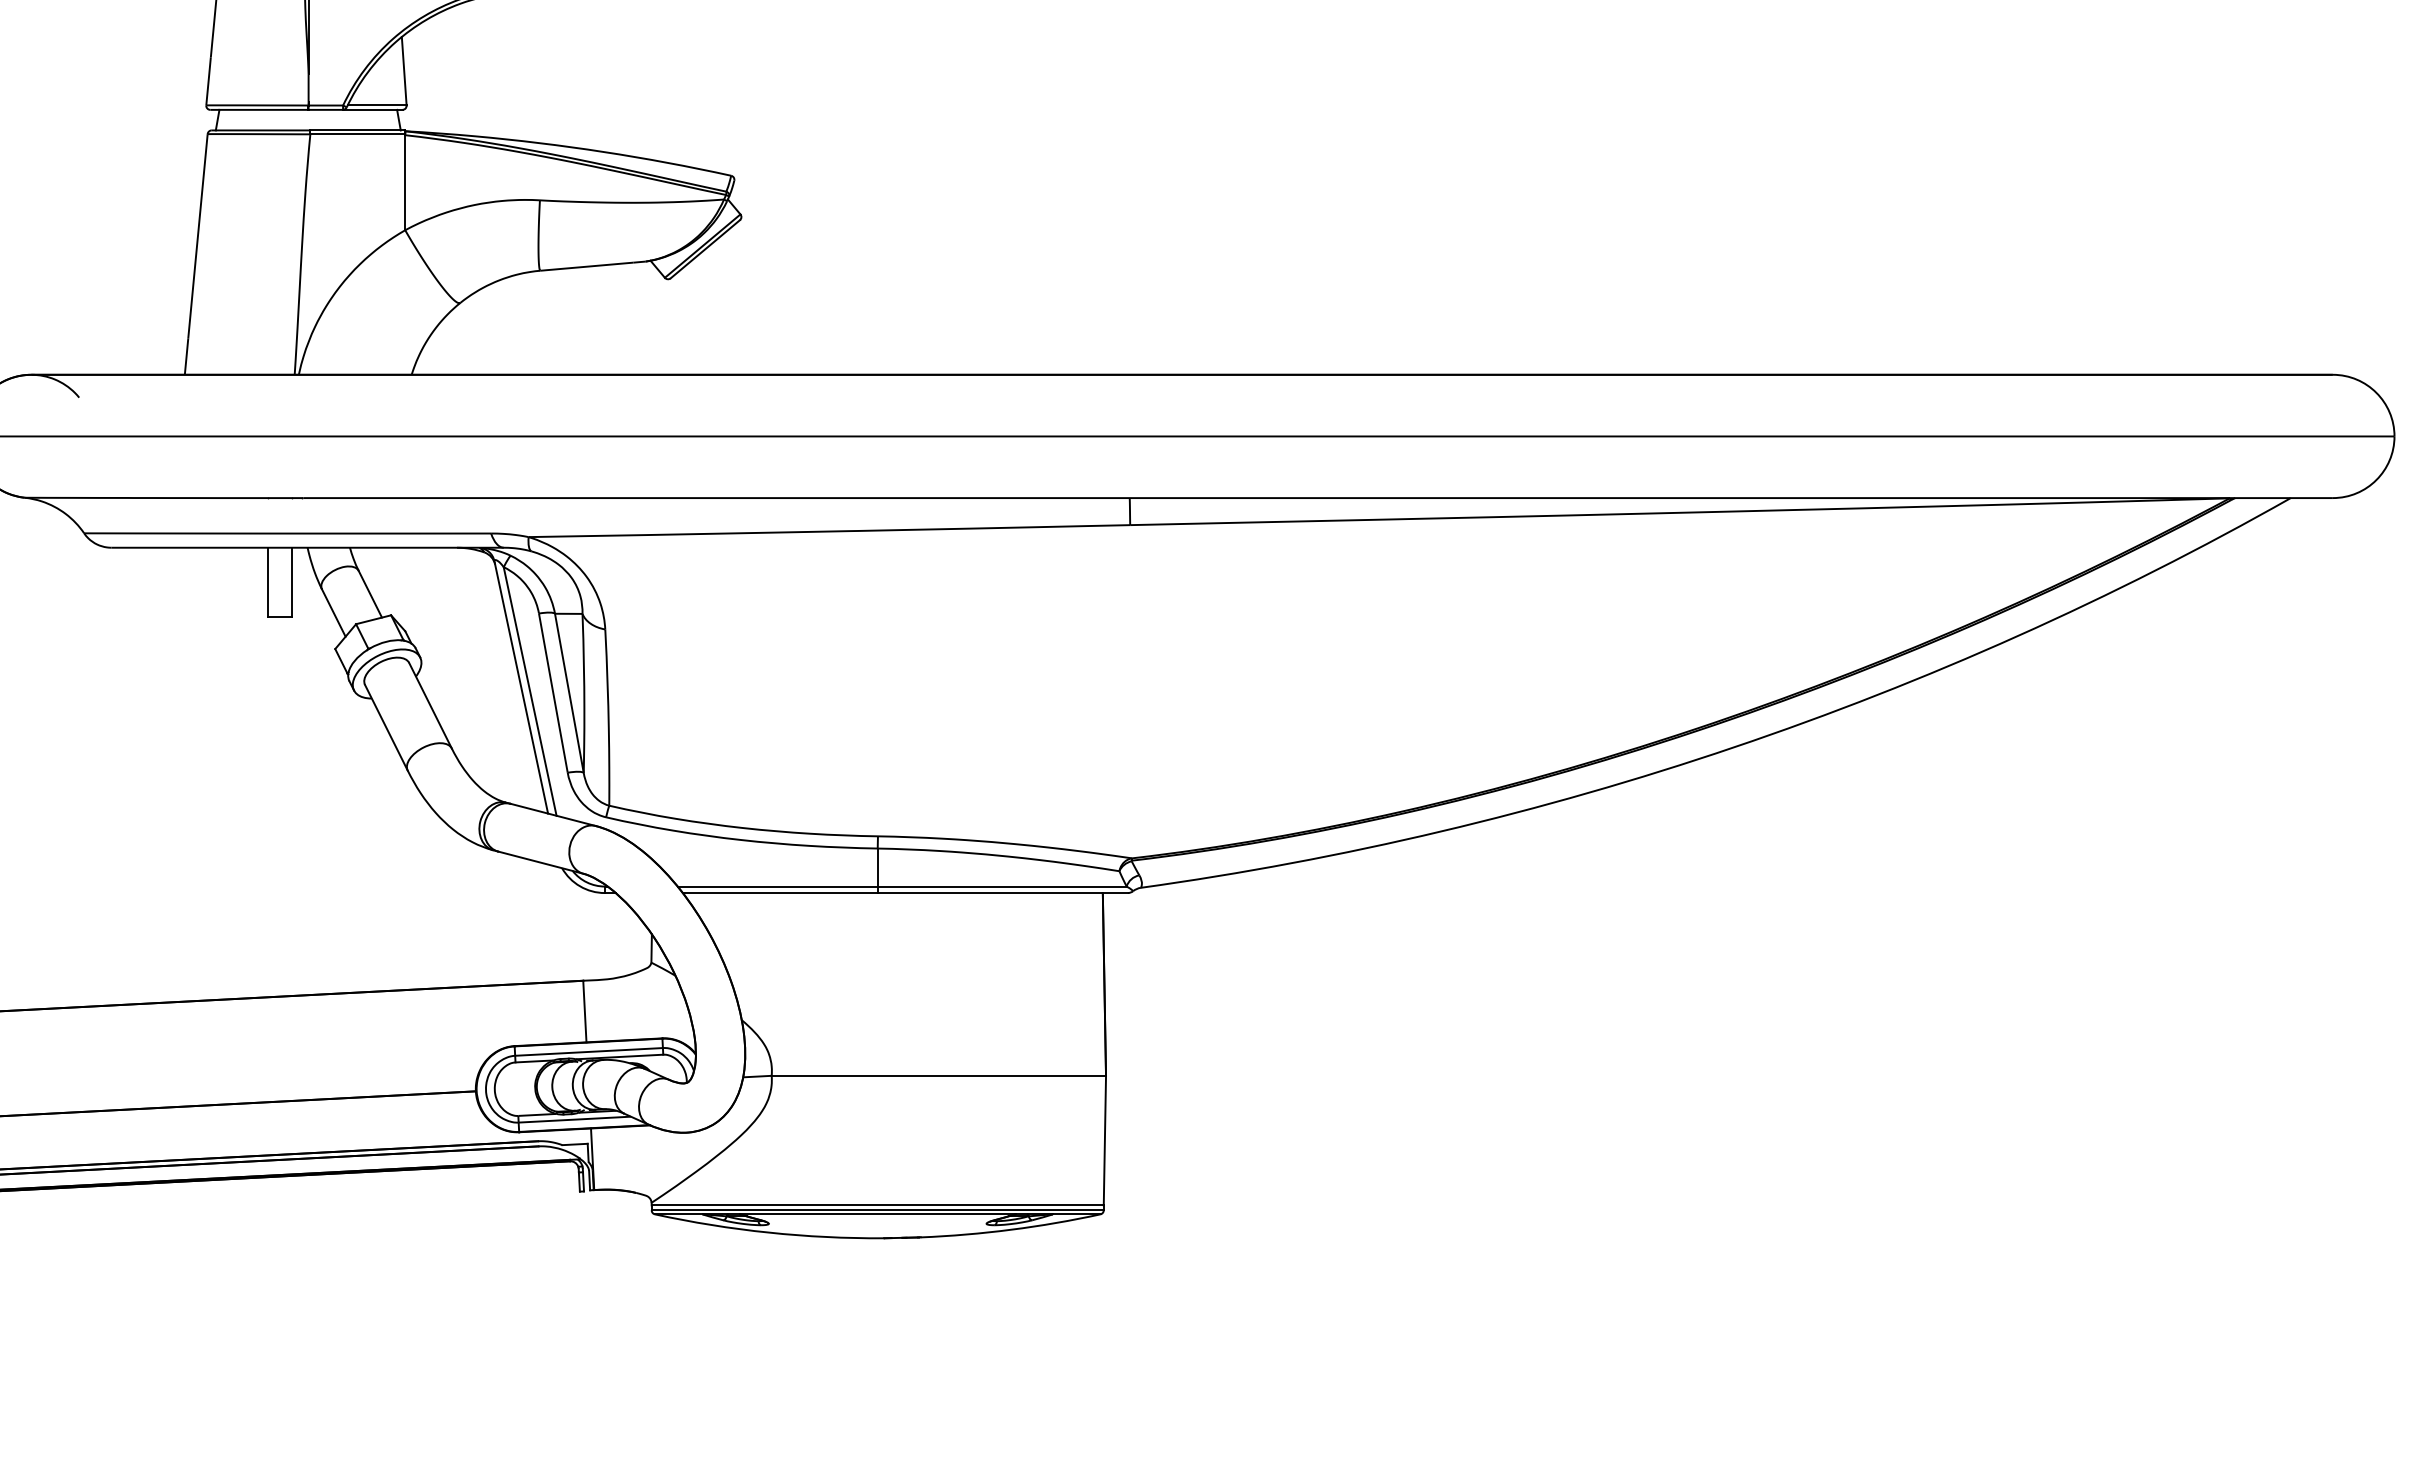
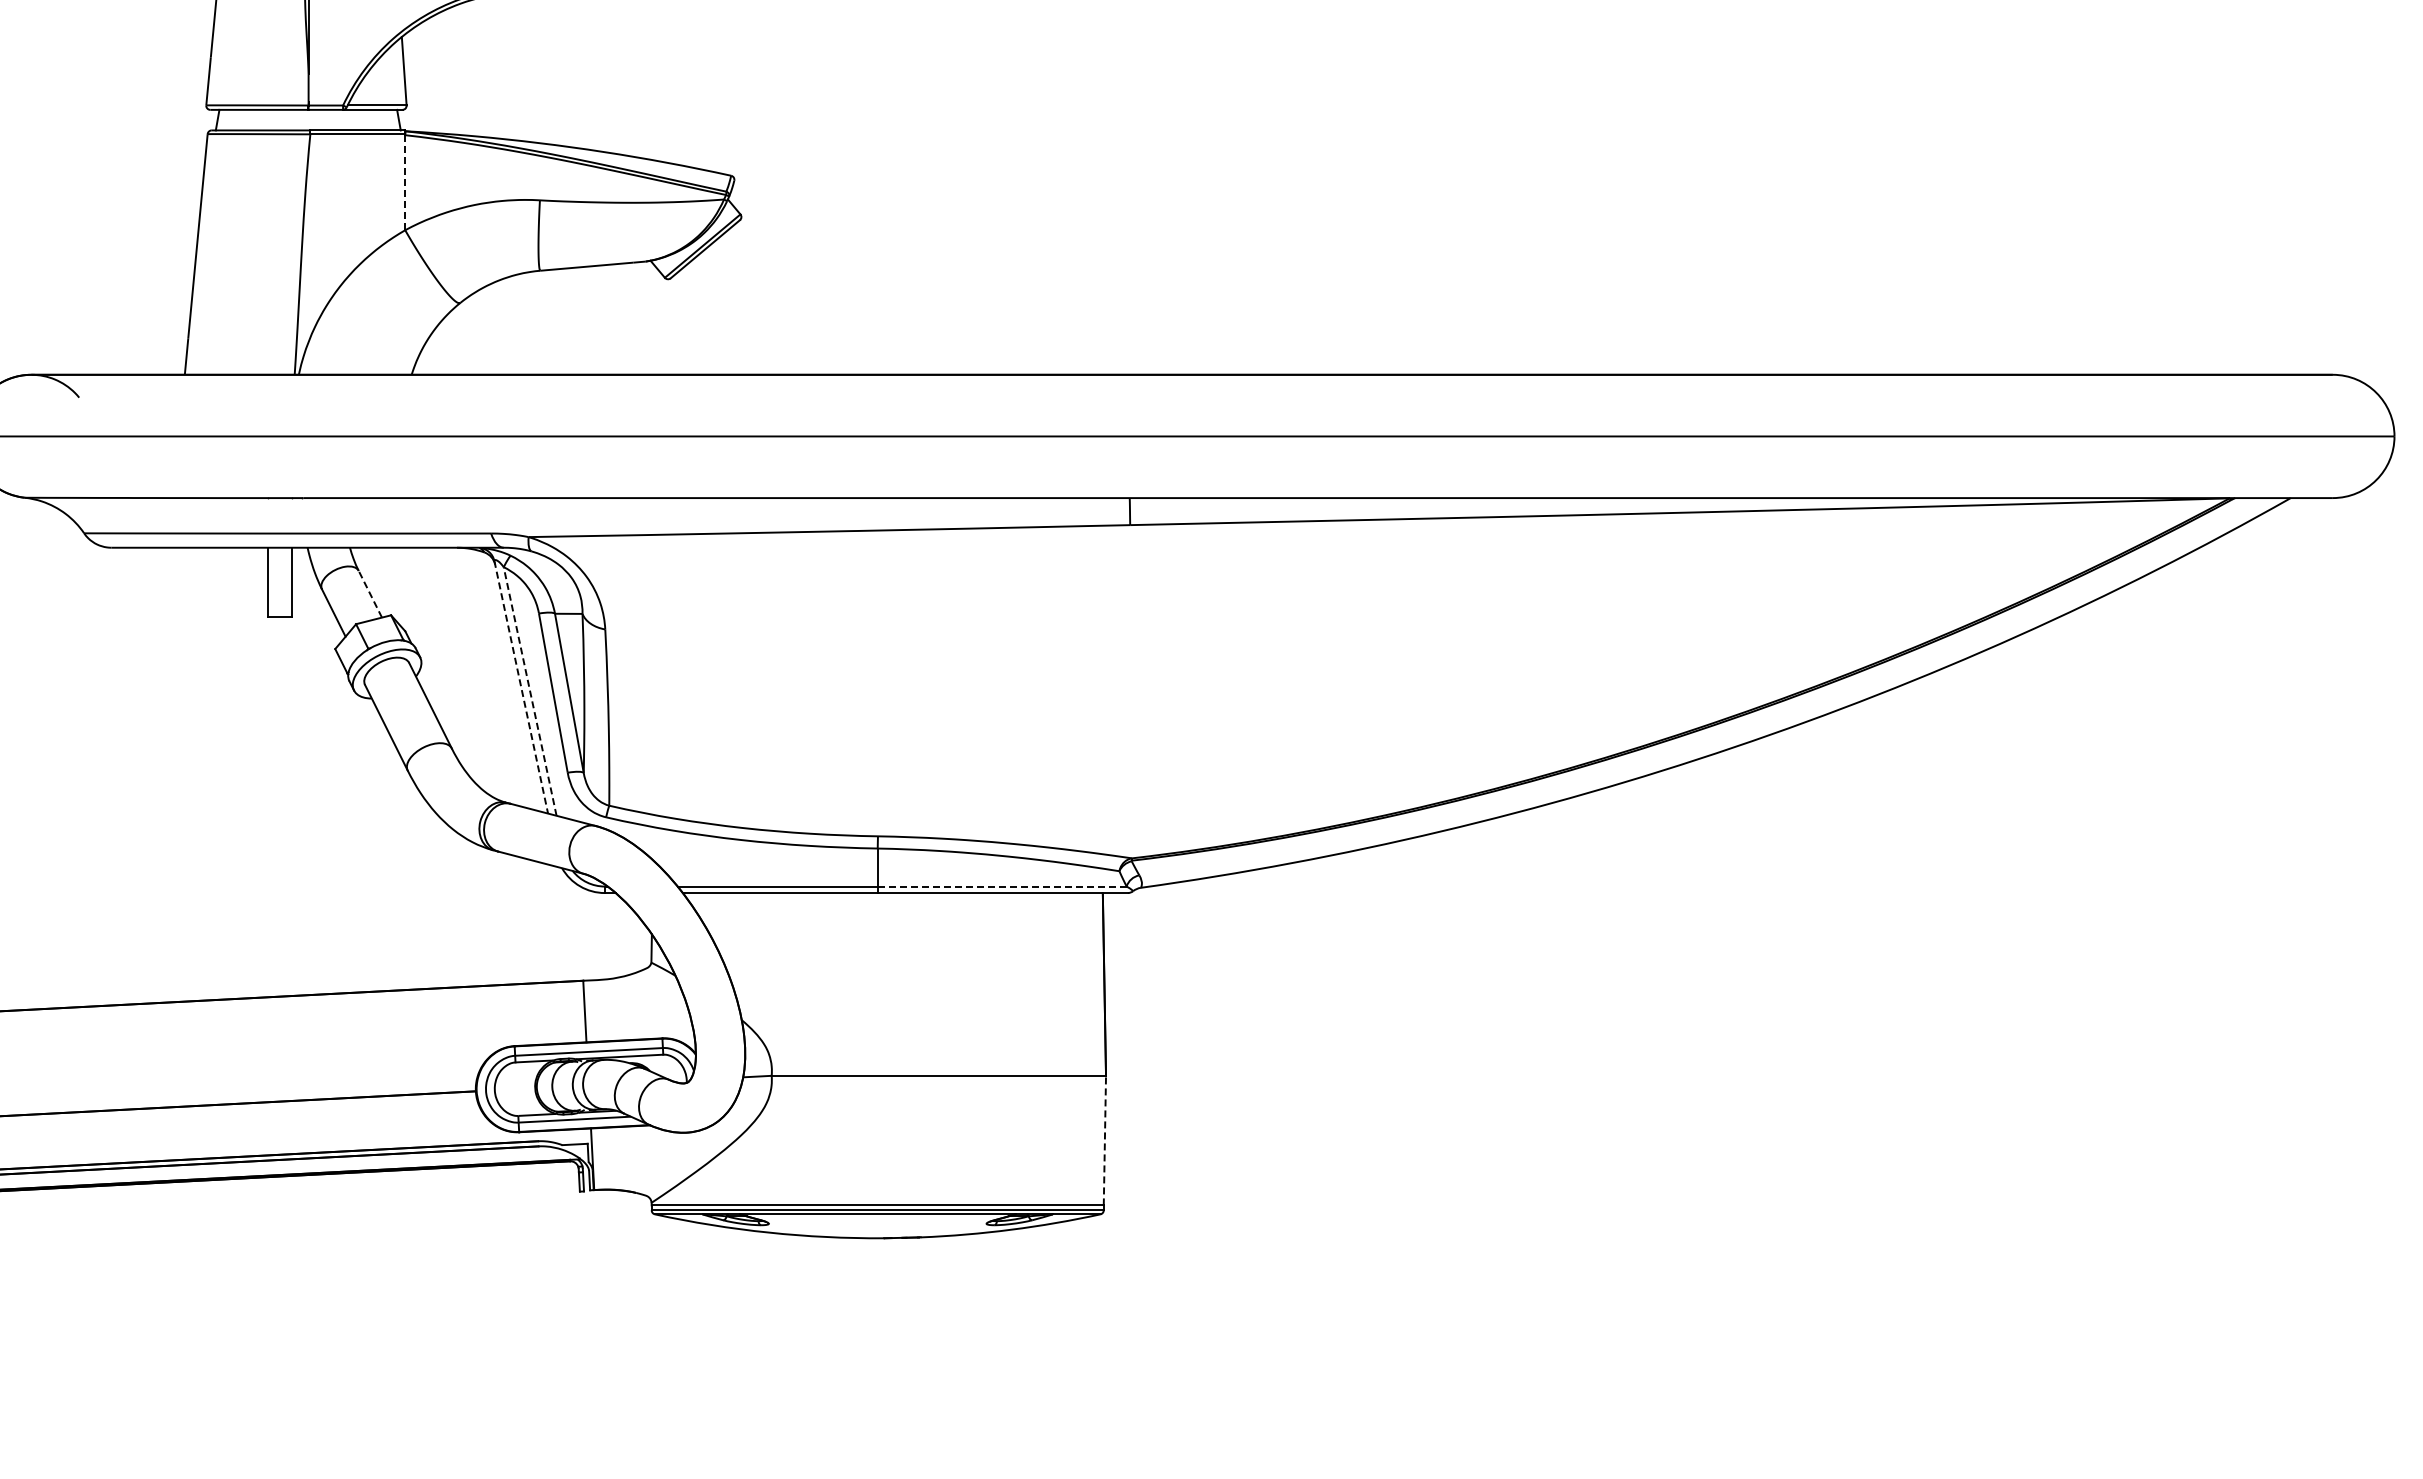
line: solid -> dashed (405, 182)
line: solid -> dashed (370, 593)
line: solid -> dashed (521, 687)
line: solid -> dashed (530, 691)
line: solid -> dashed (1002, 886)
line: solid -> dashed (1104, 1140)
